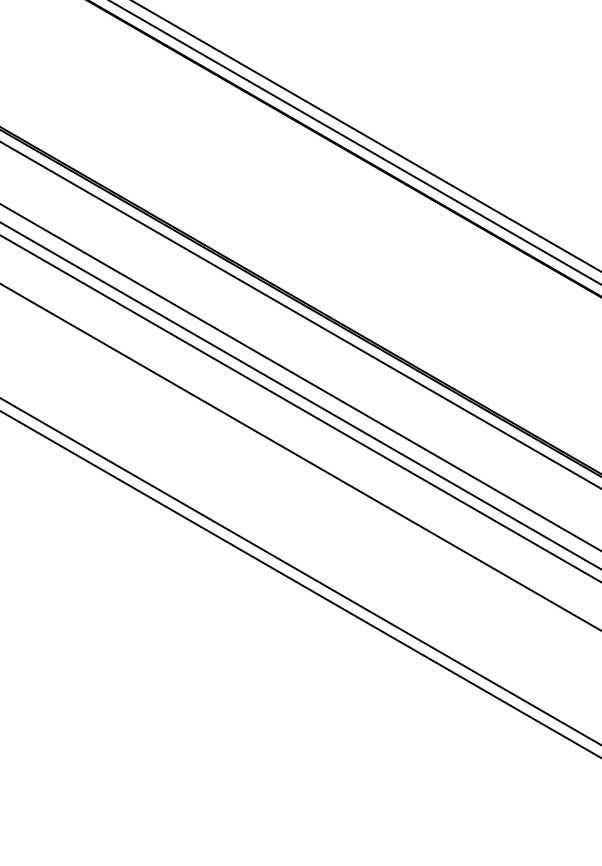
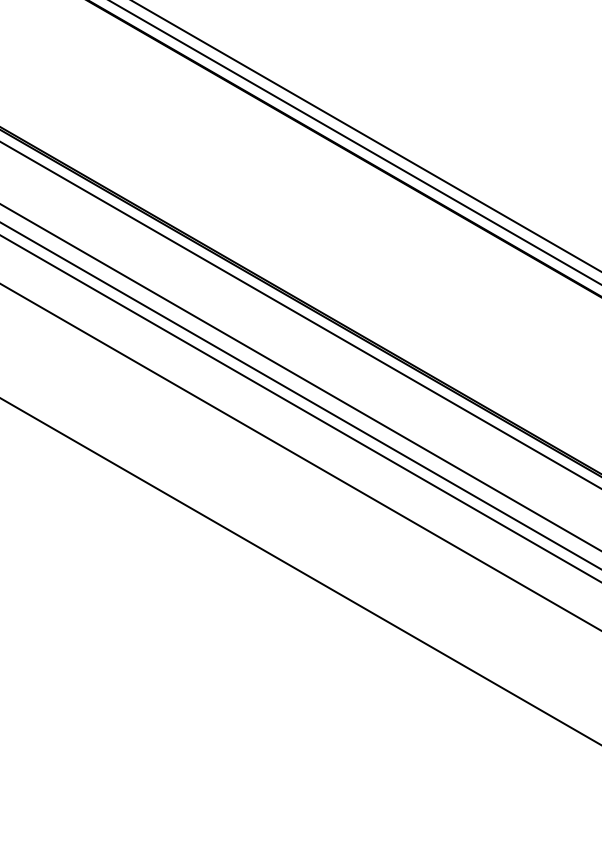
line: present -> none (300, 584)
